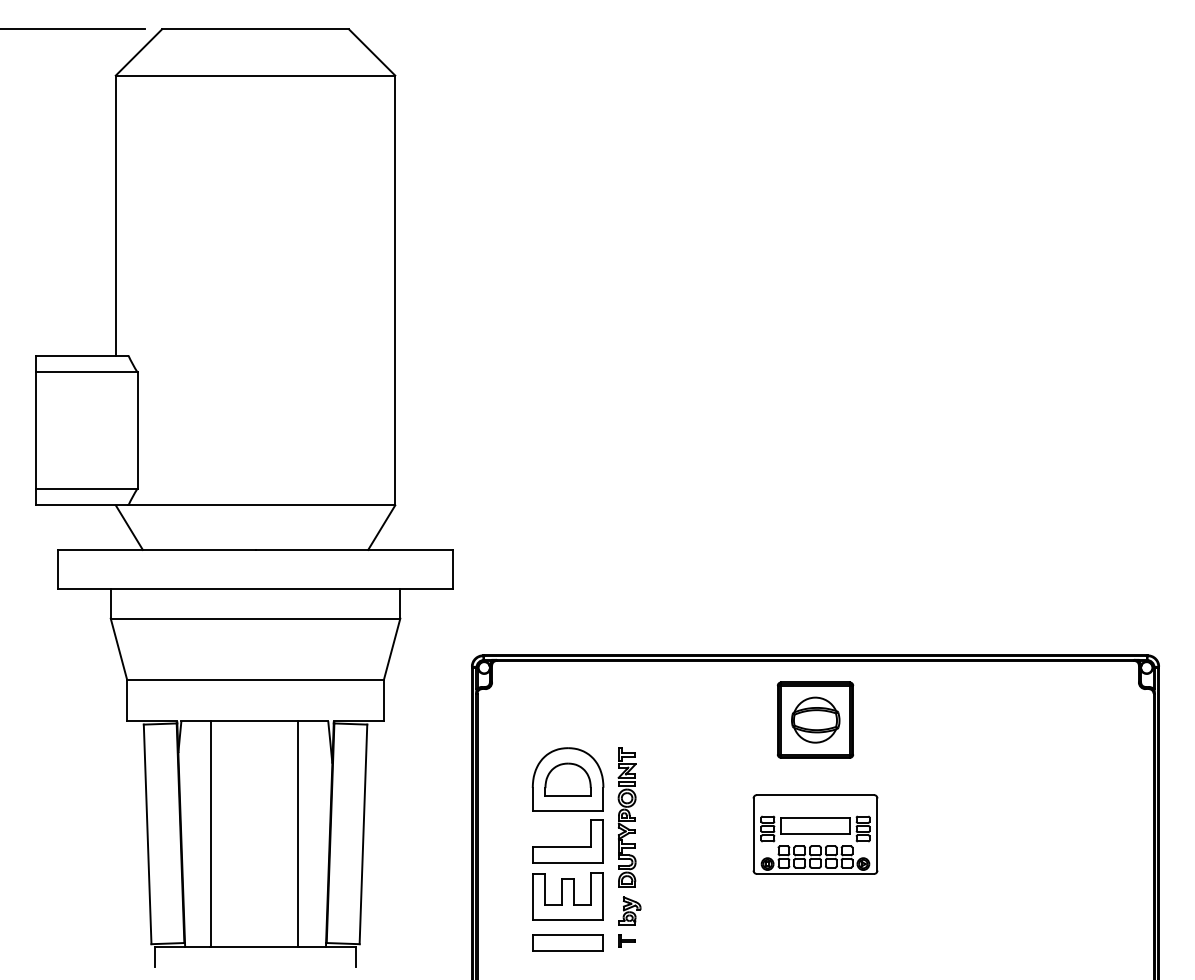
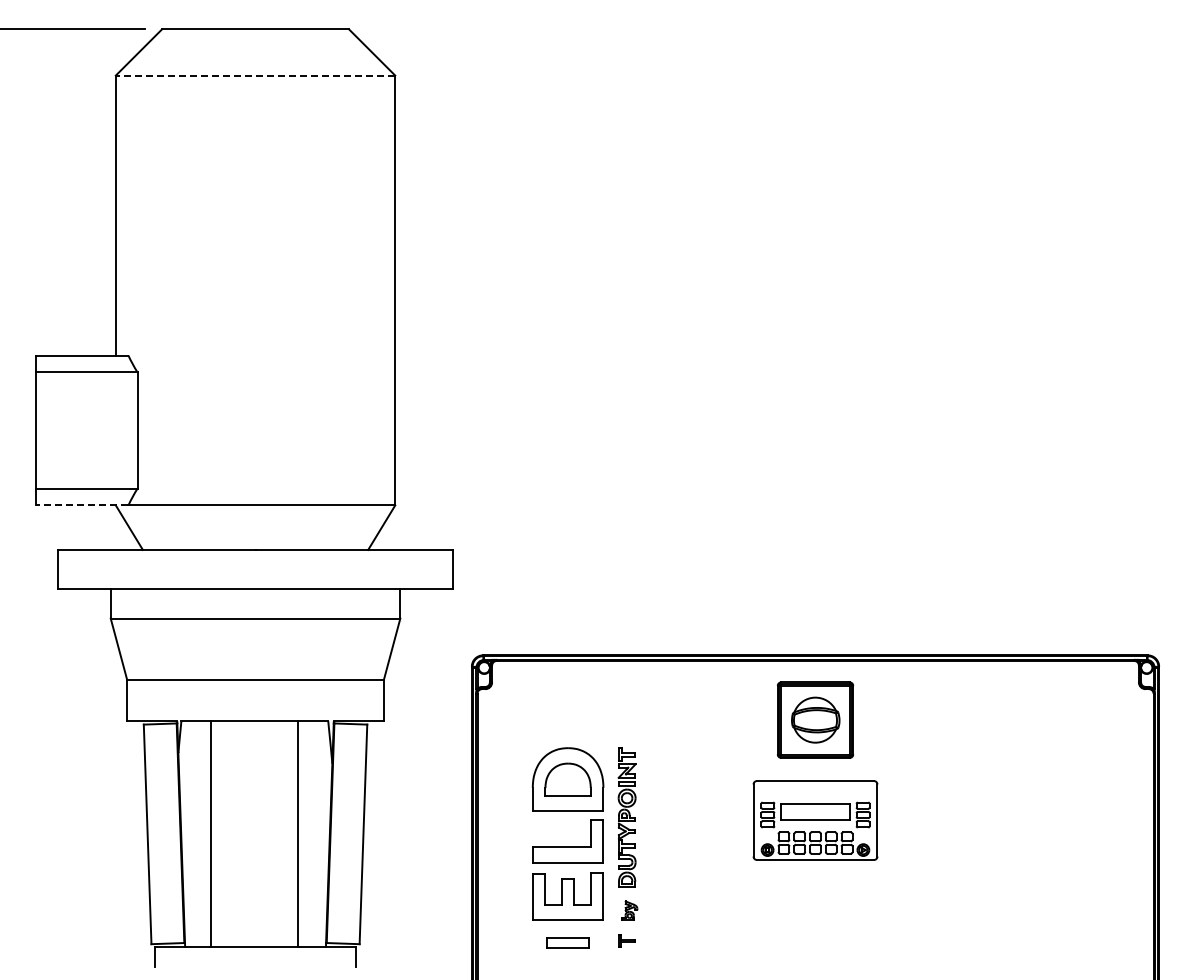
line: solid -> dashed (255, 75)
line: solid -> dashed (81, 505)
part position: (815, 834) -> (815, 820) (815, 820)
part size: 24x30 px -> 18x21 px (629, 910)
part size: 72x18 px -> 44x12 px (567, 942)
